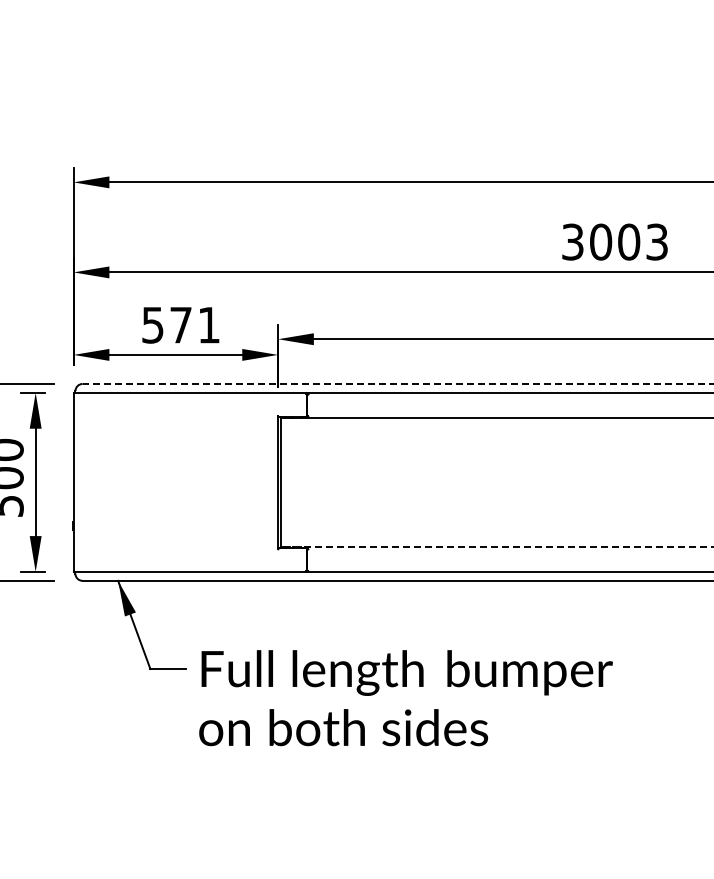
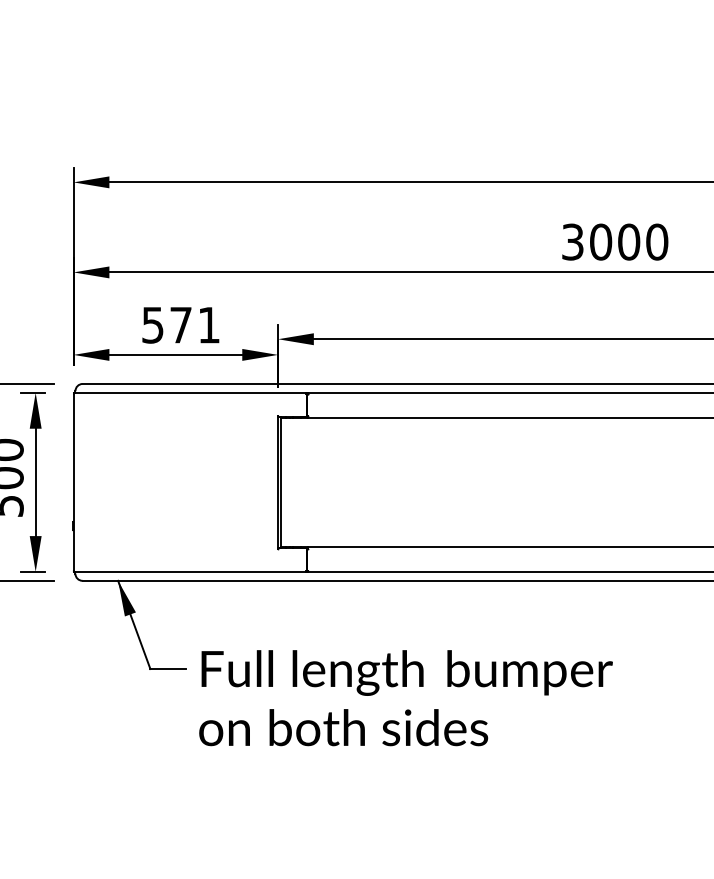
text: 3003 -> 3000 (657, 241)
line: dashed -> solid (397, 383)
line: dashed -> solid (501, 546)
